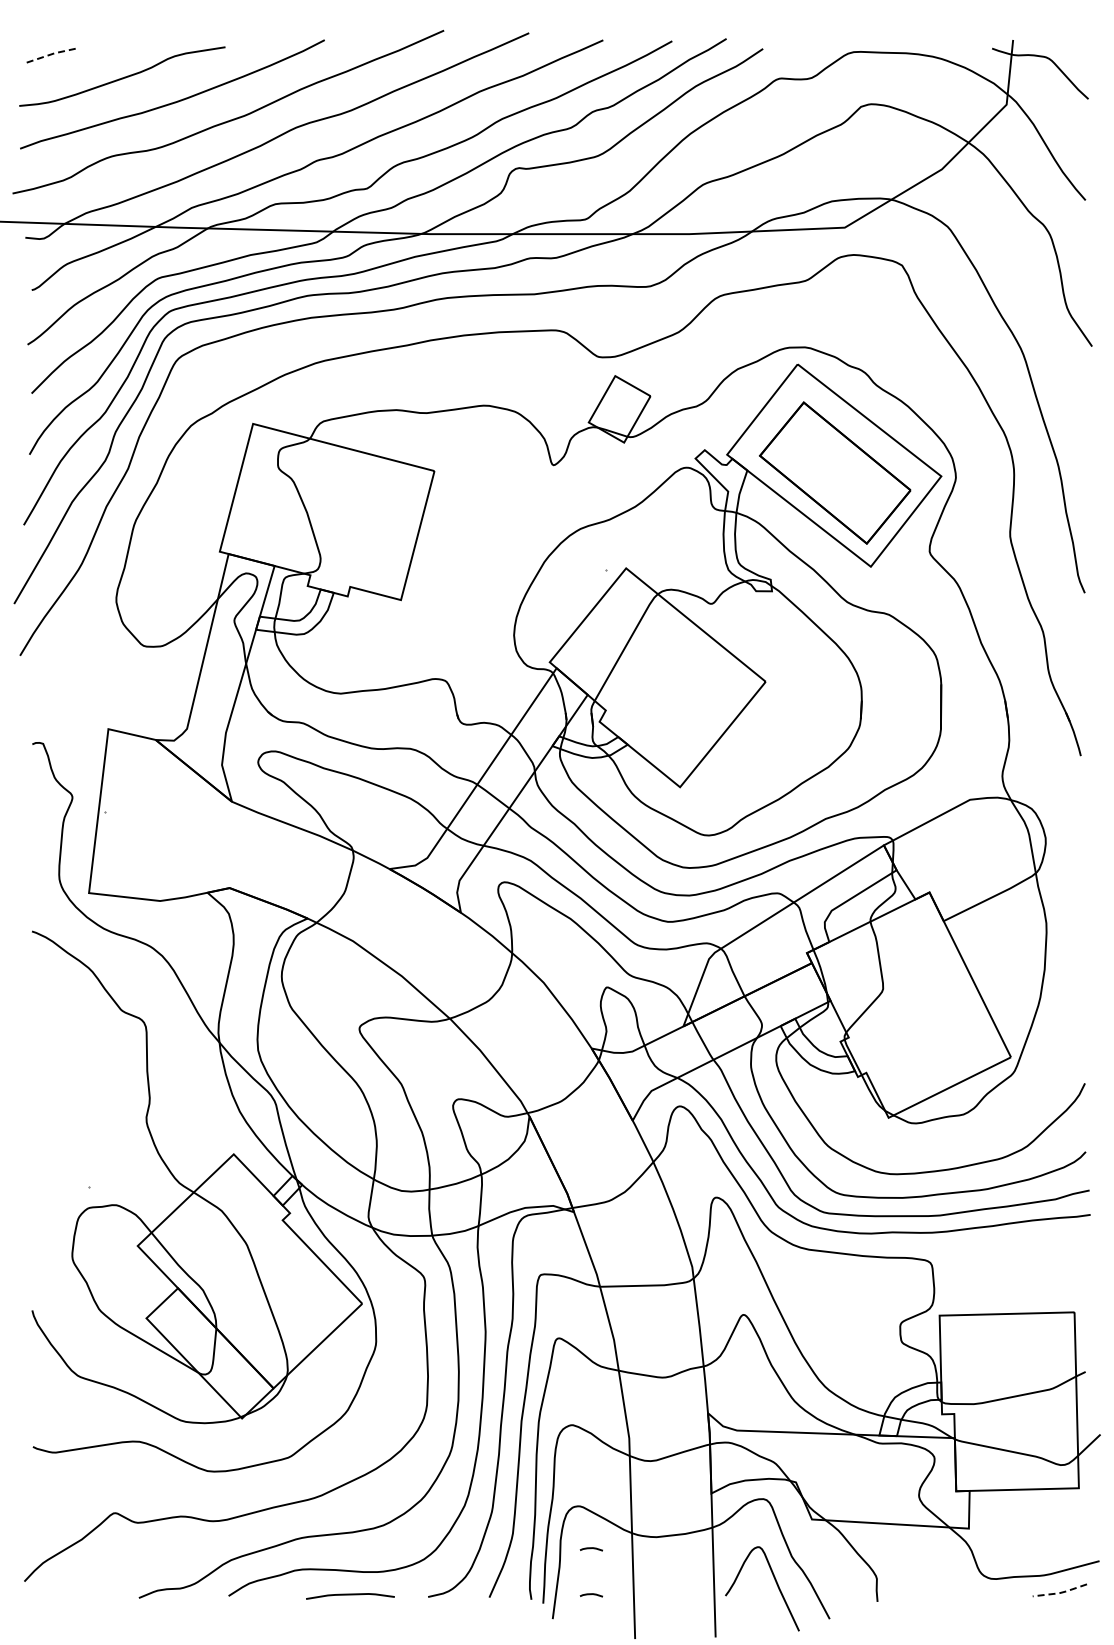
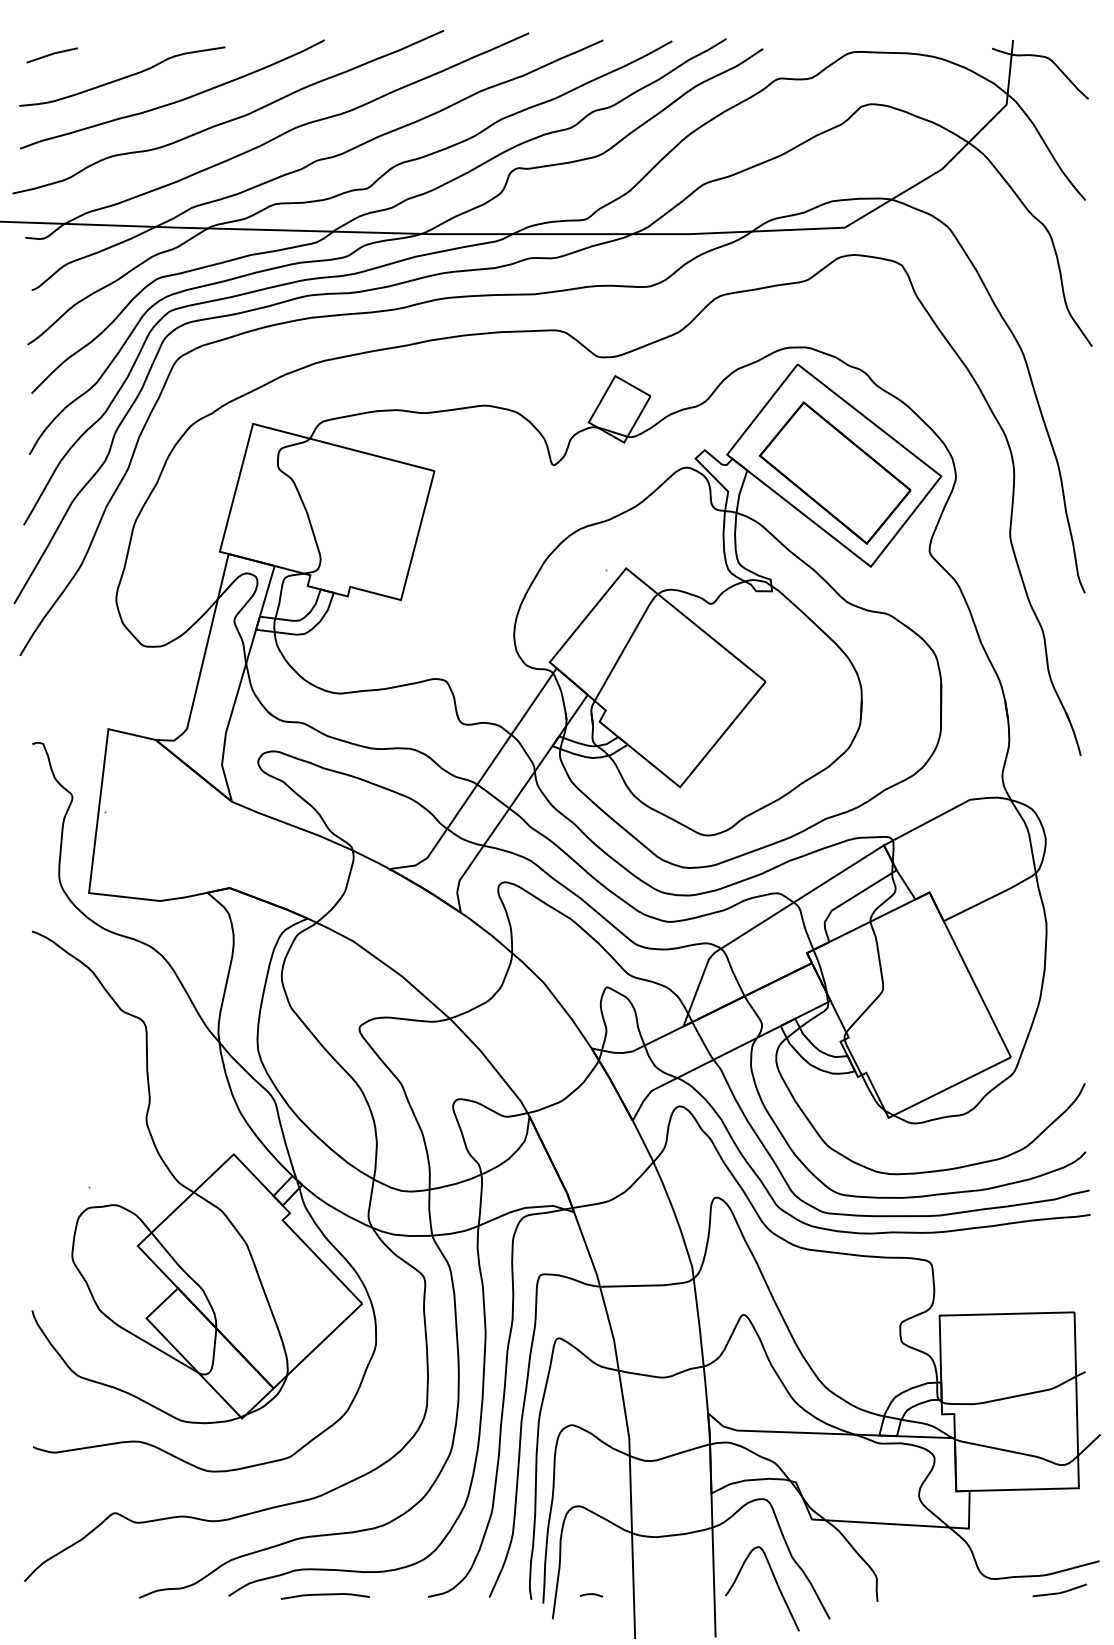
line: dashed -> solid (52, 53)
curve: present -> none (590, 1549)
line: dashed -> solid (1060, 1593)
curve position: (350, 1595) -> (325, 1595) (325, 1595)
